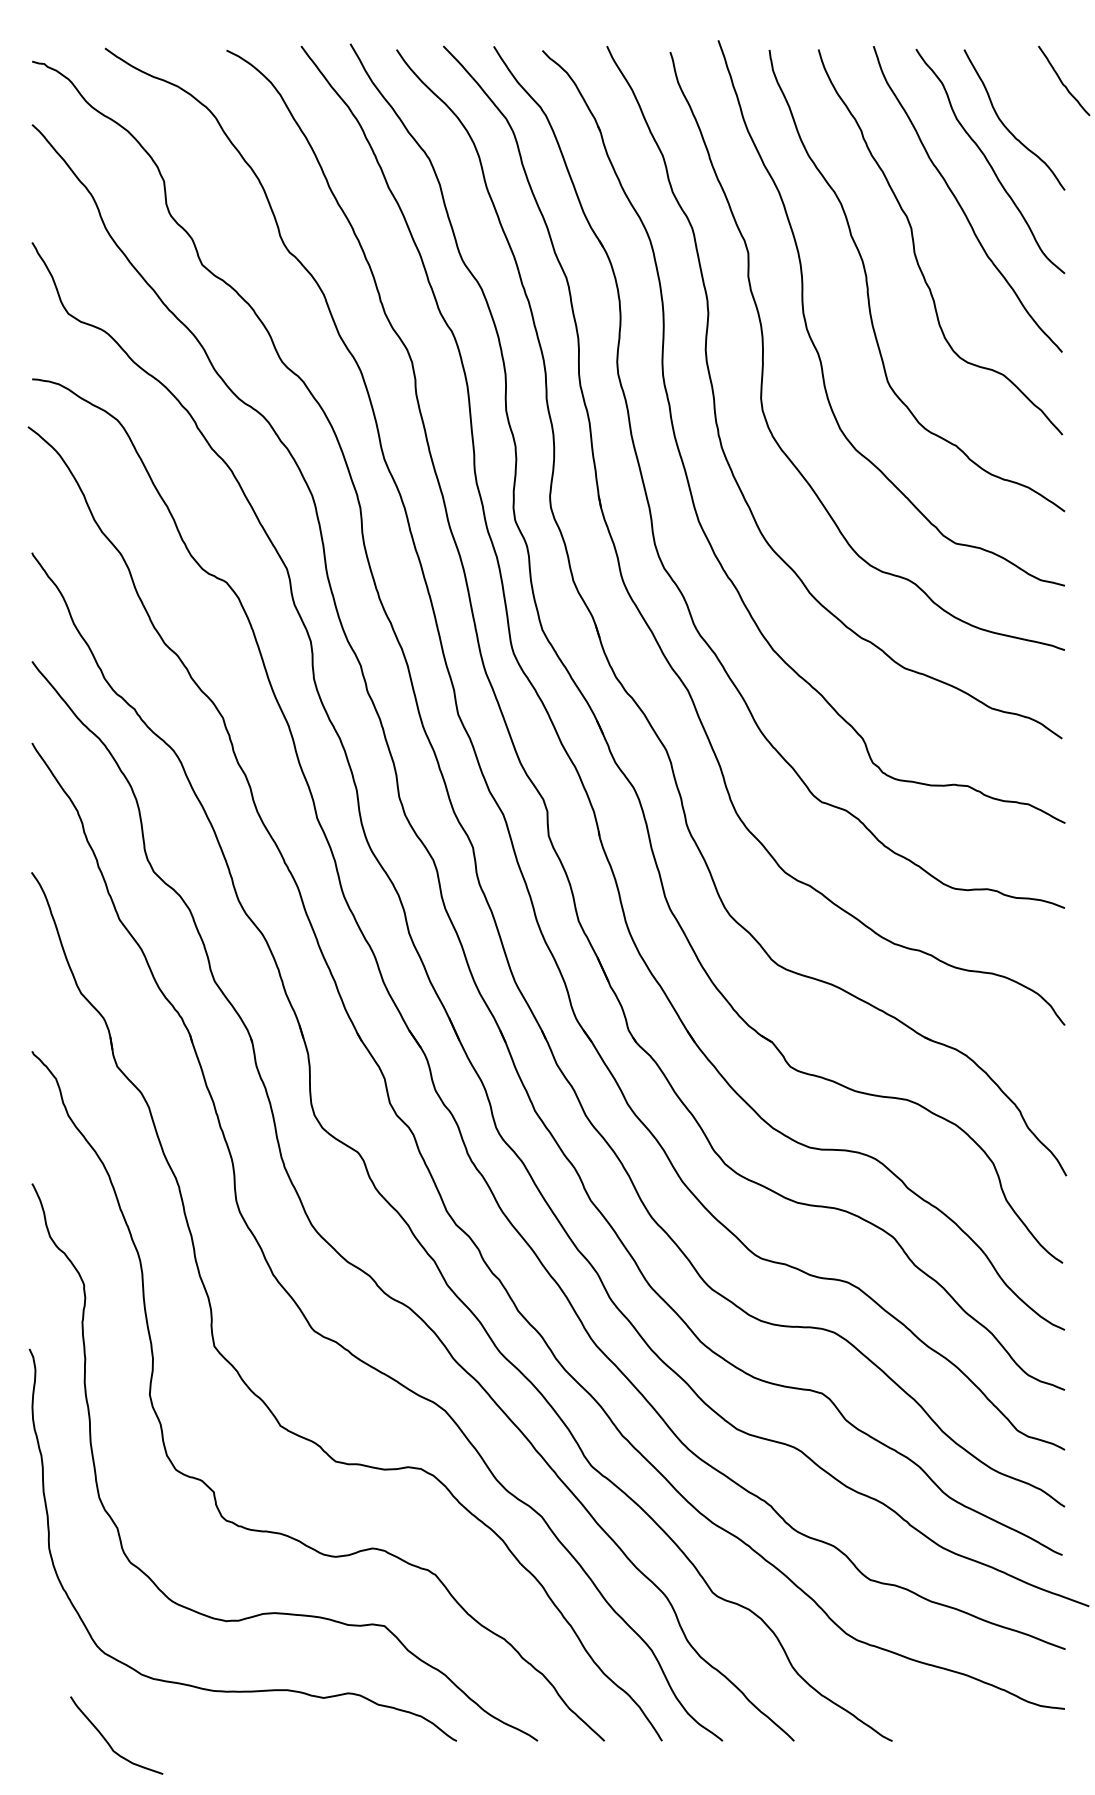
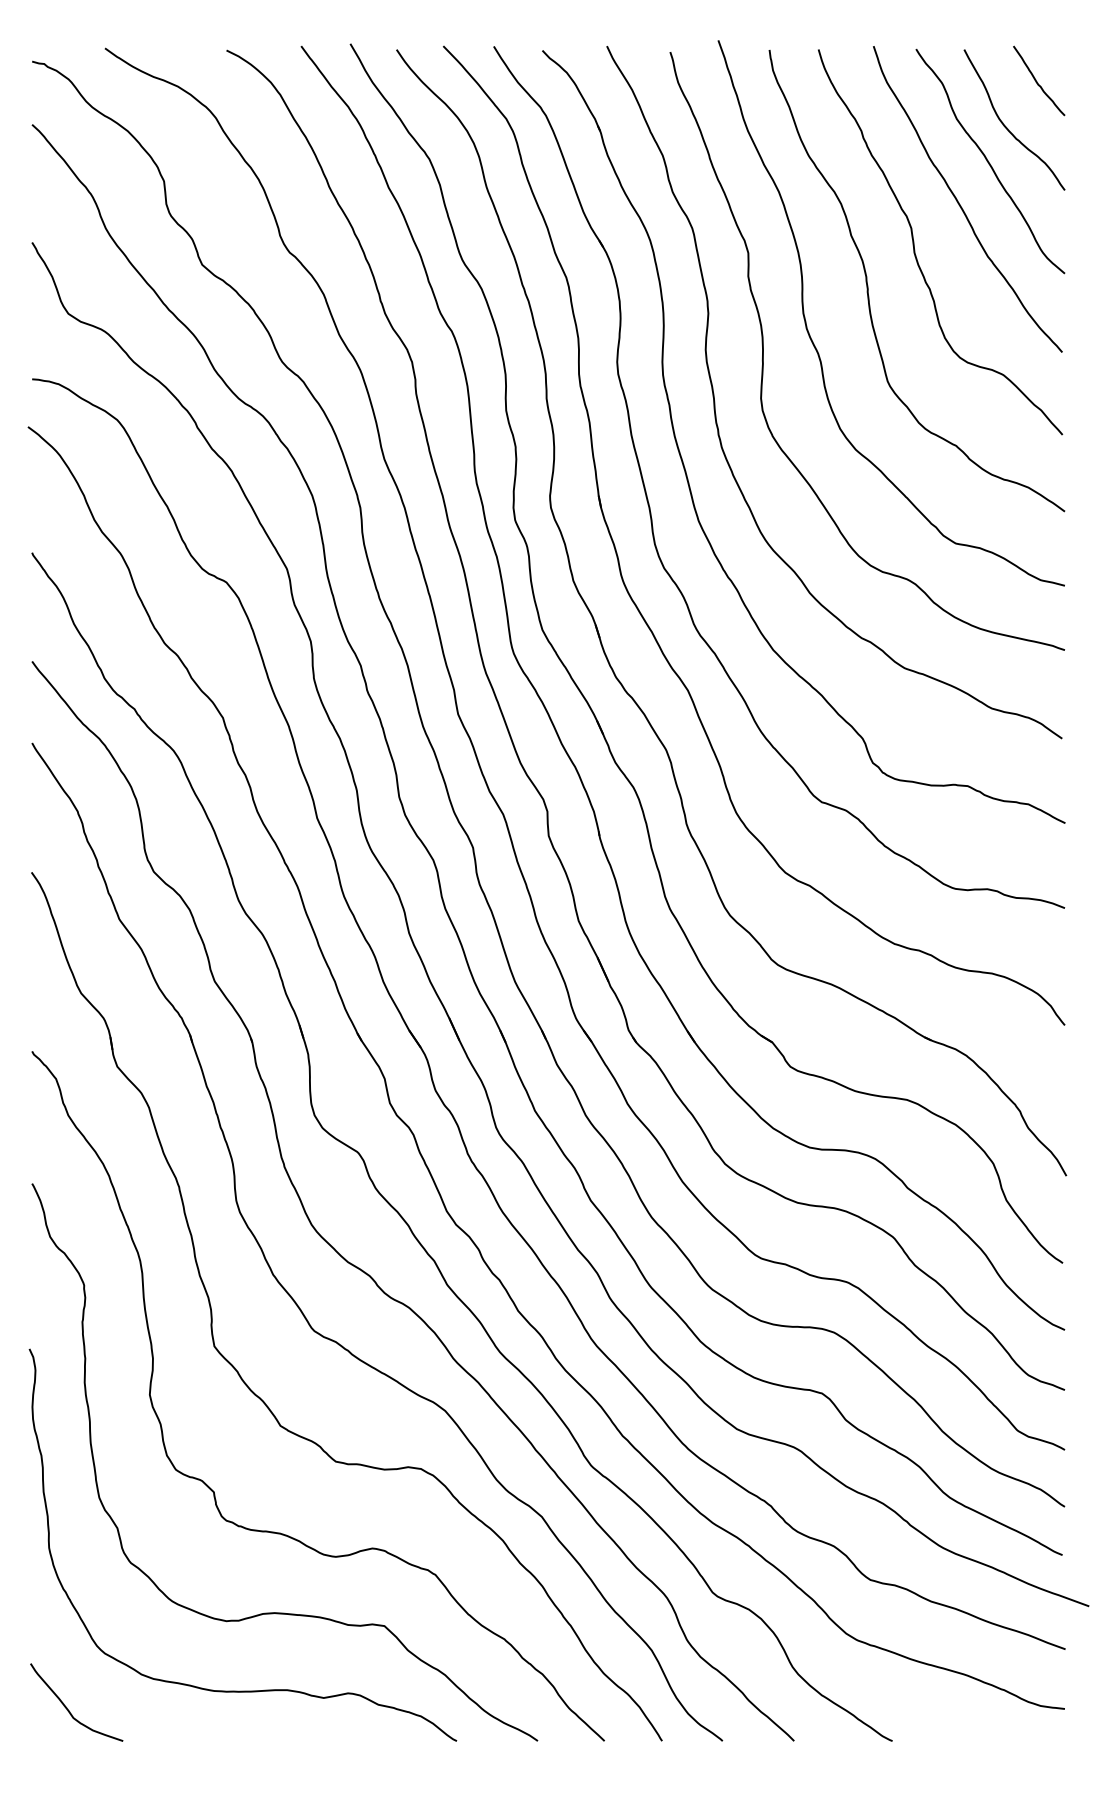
curve position: (1062, 81) -> (1037, 81) (1037, 81)
curve position: (107, 1740) -> (67, 1707) (67, 1707)
